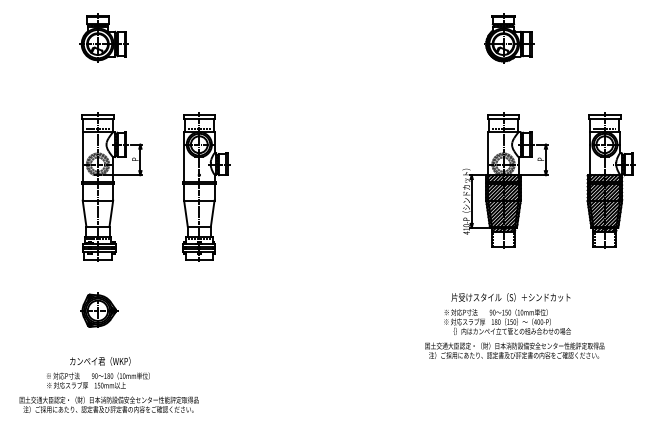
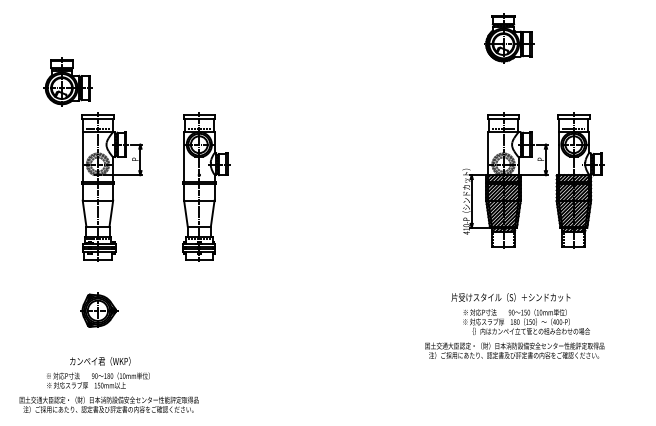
part position: (103, 37) -> (67, 81) (67, 81)
part position: (610, 180) -> (579, 180) (579, 180)
text position: (507, 321) -> (526, 321) (526, 321)
